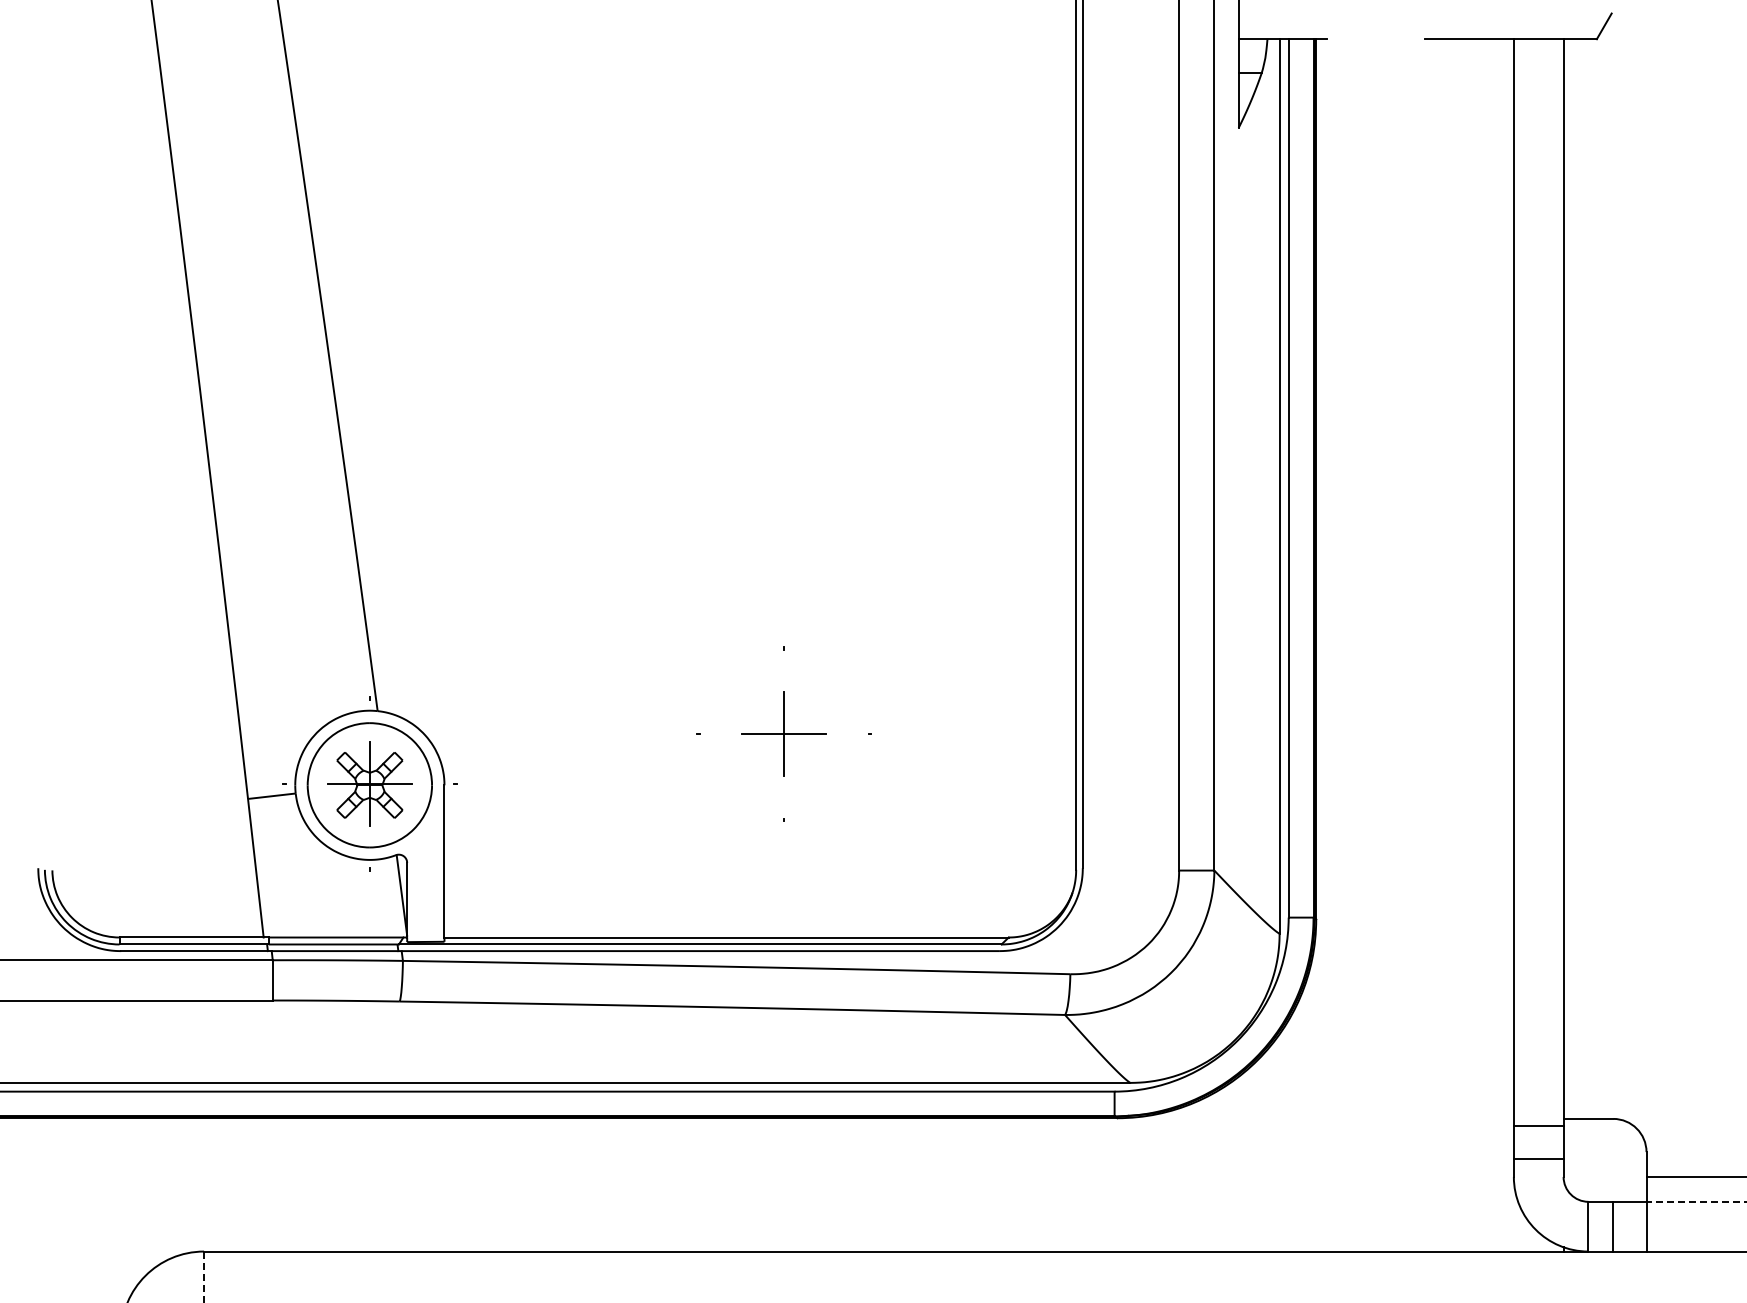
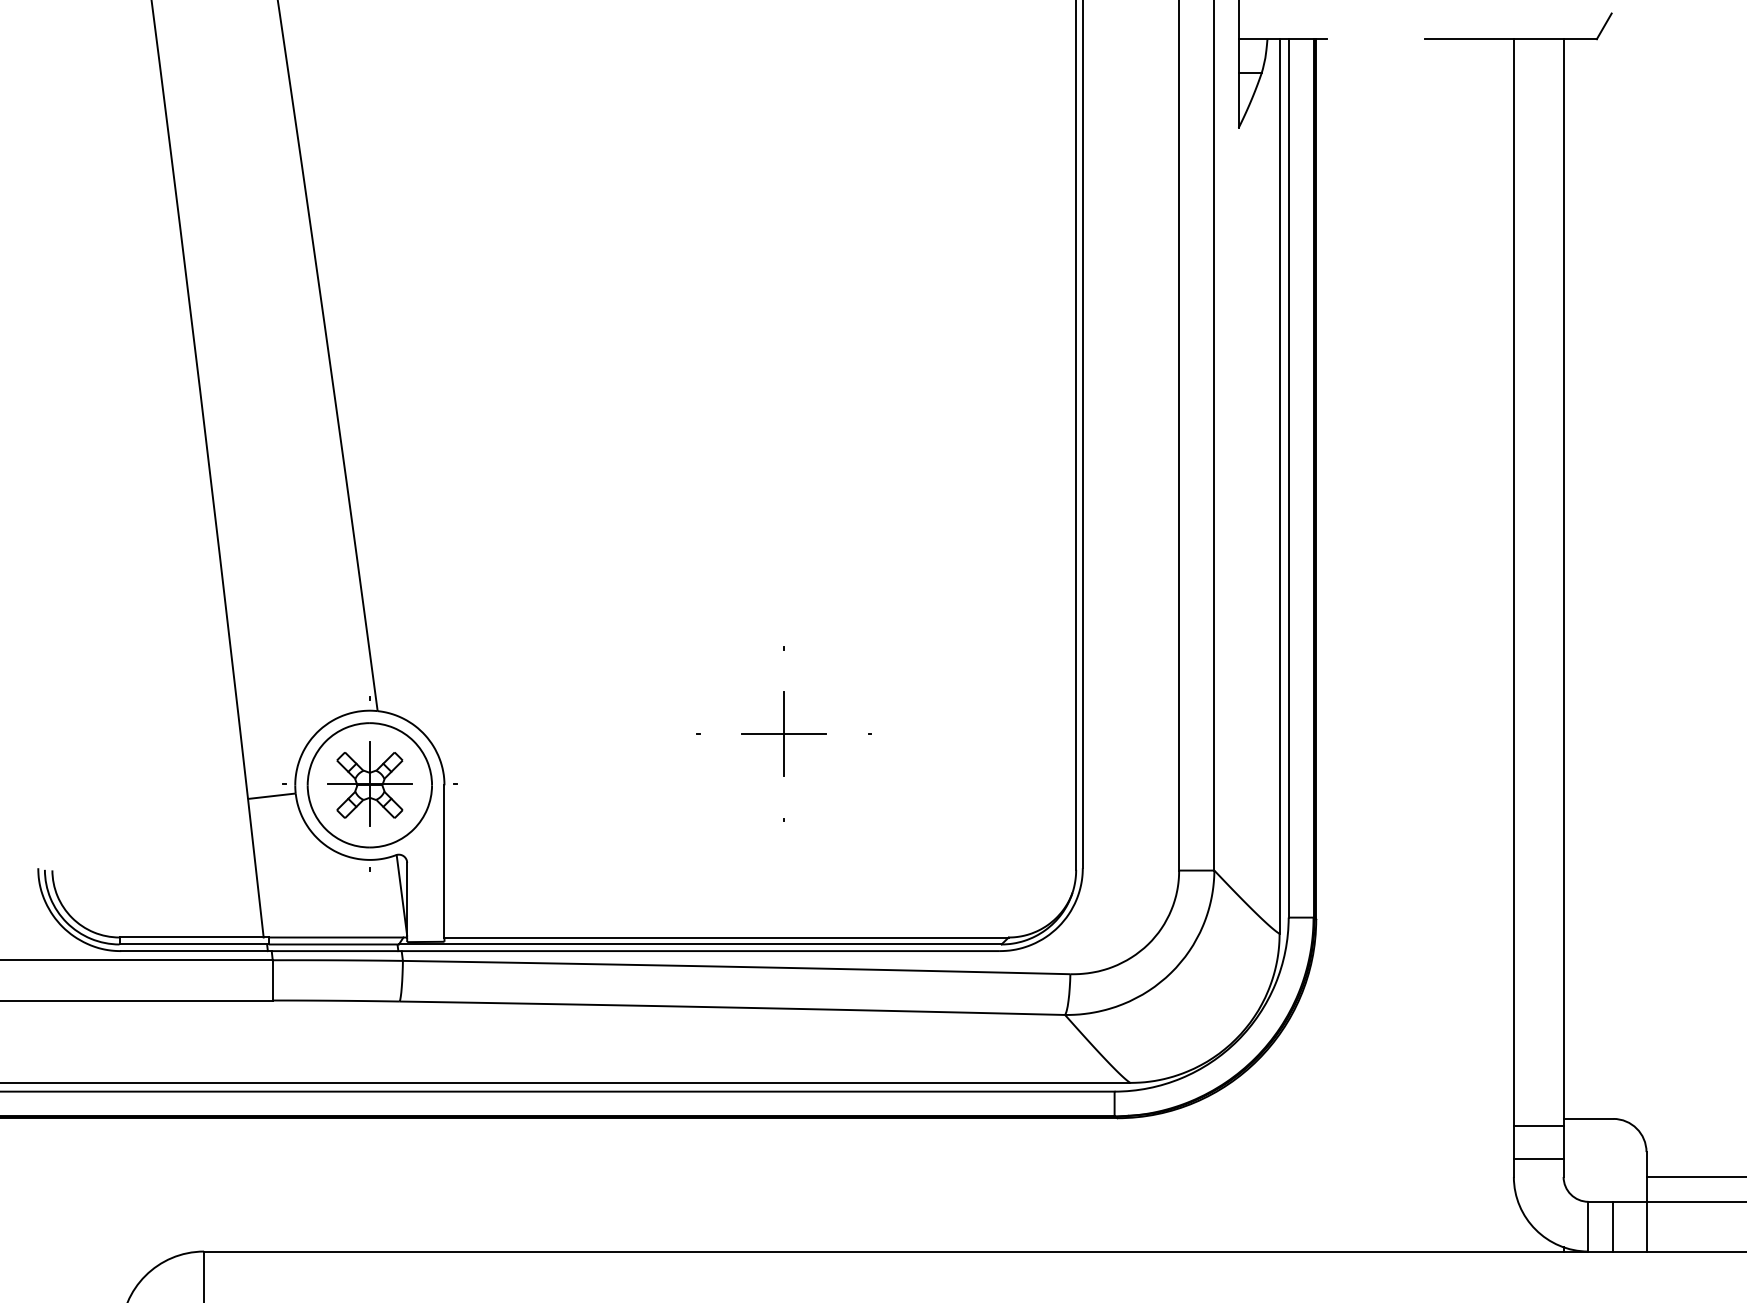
line: dashed -> solid (1696, 1201)
line: dashed -> solid (204, 1277)
